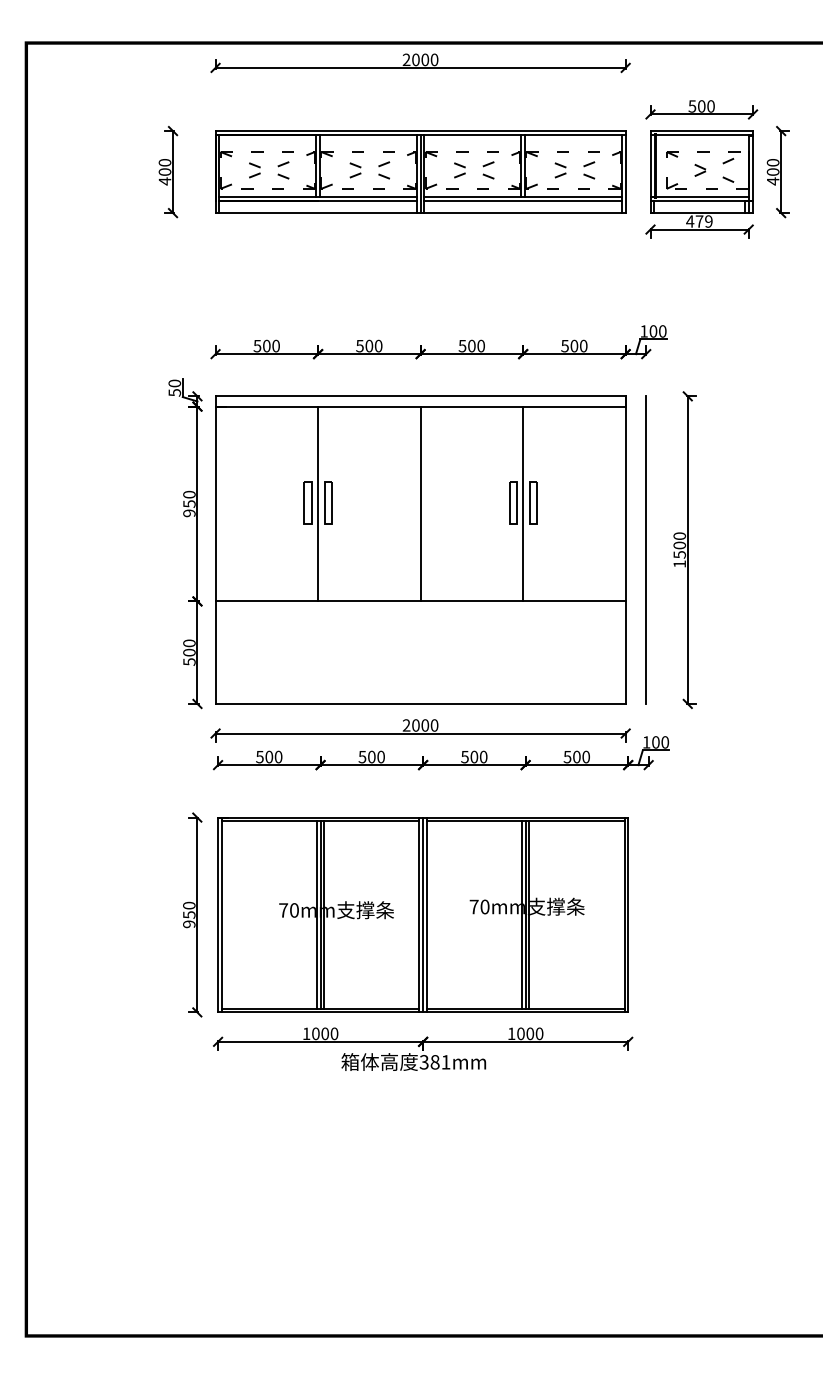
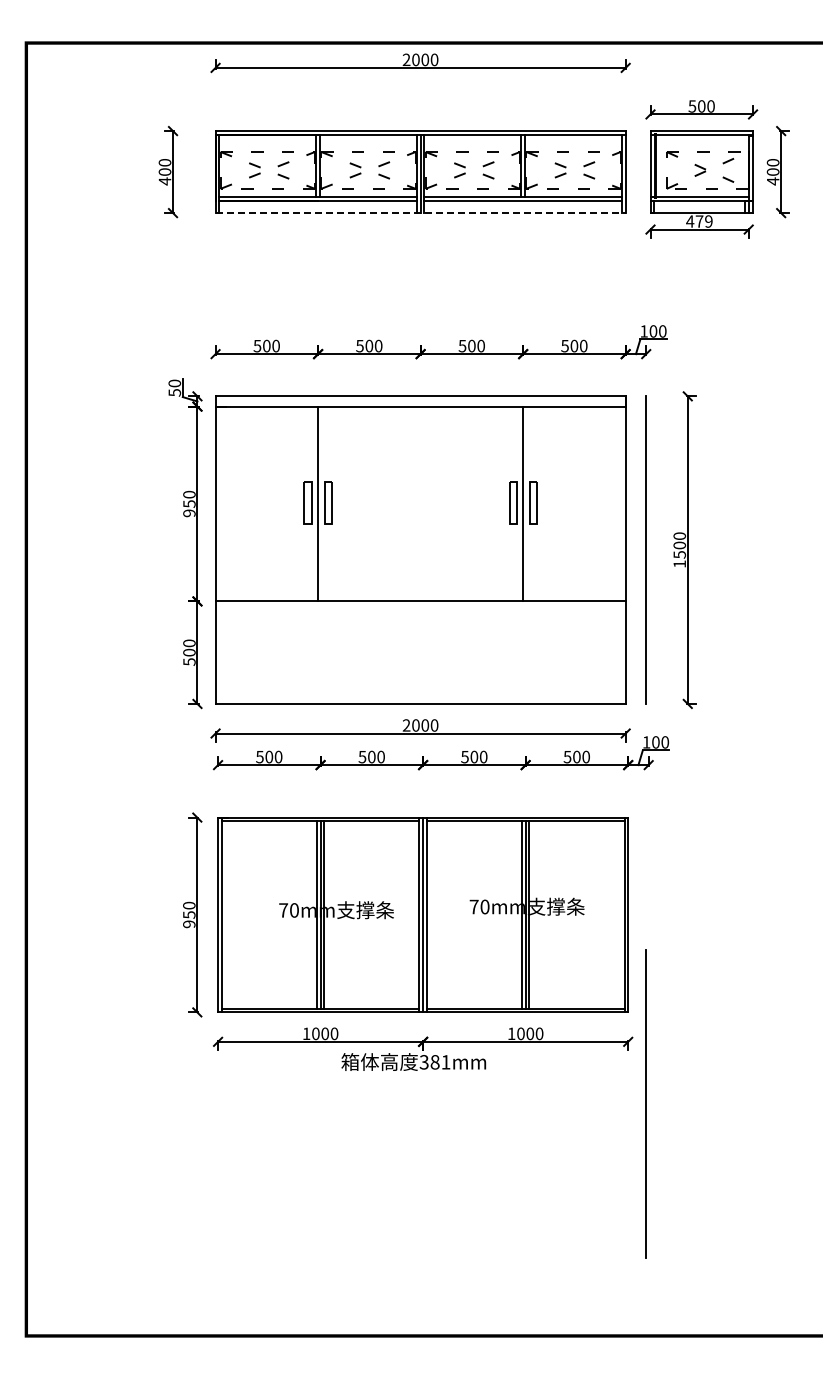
line: solid -> dashed (421, 213)
line: present -> none (420, 503)
line: none -> present (645, 1103)
